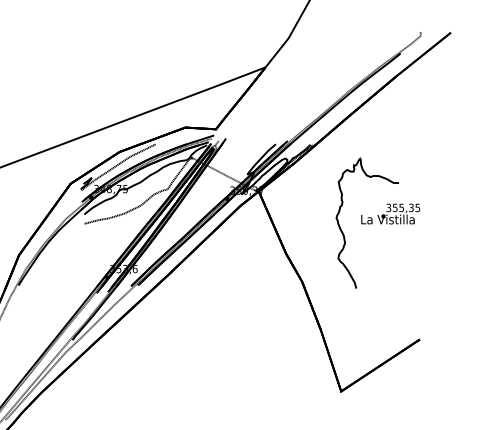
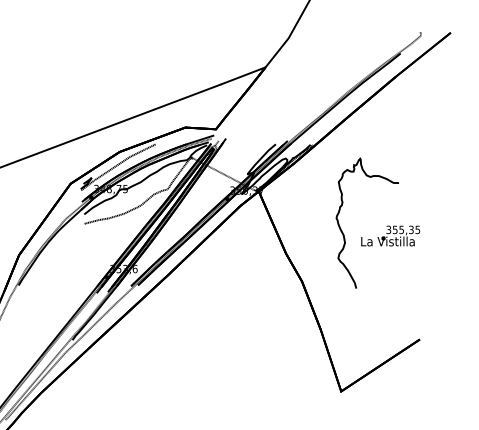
text position: (390, 213) -> (390, 235) (390, 235)
